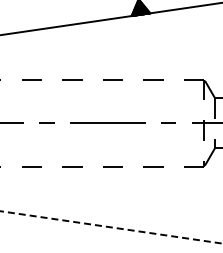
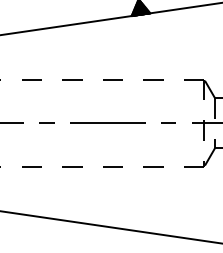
line: dashed -> solid (111, 227)
